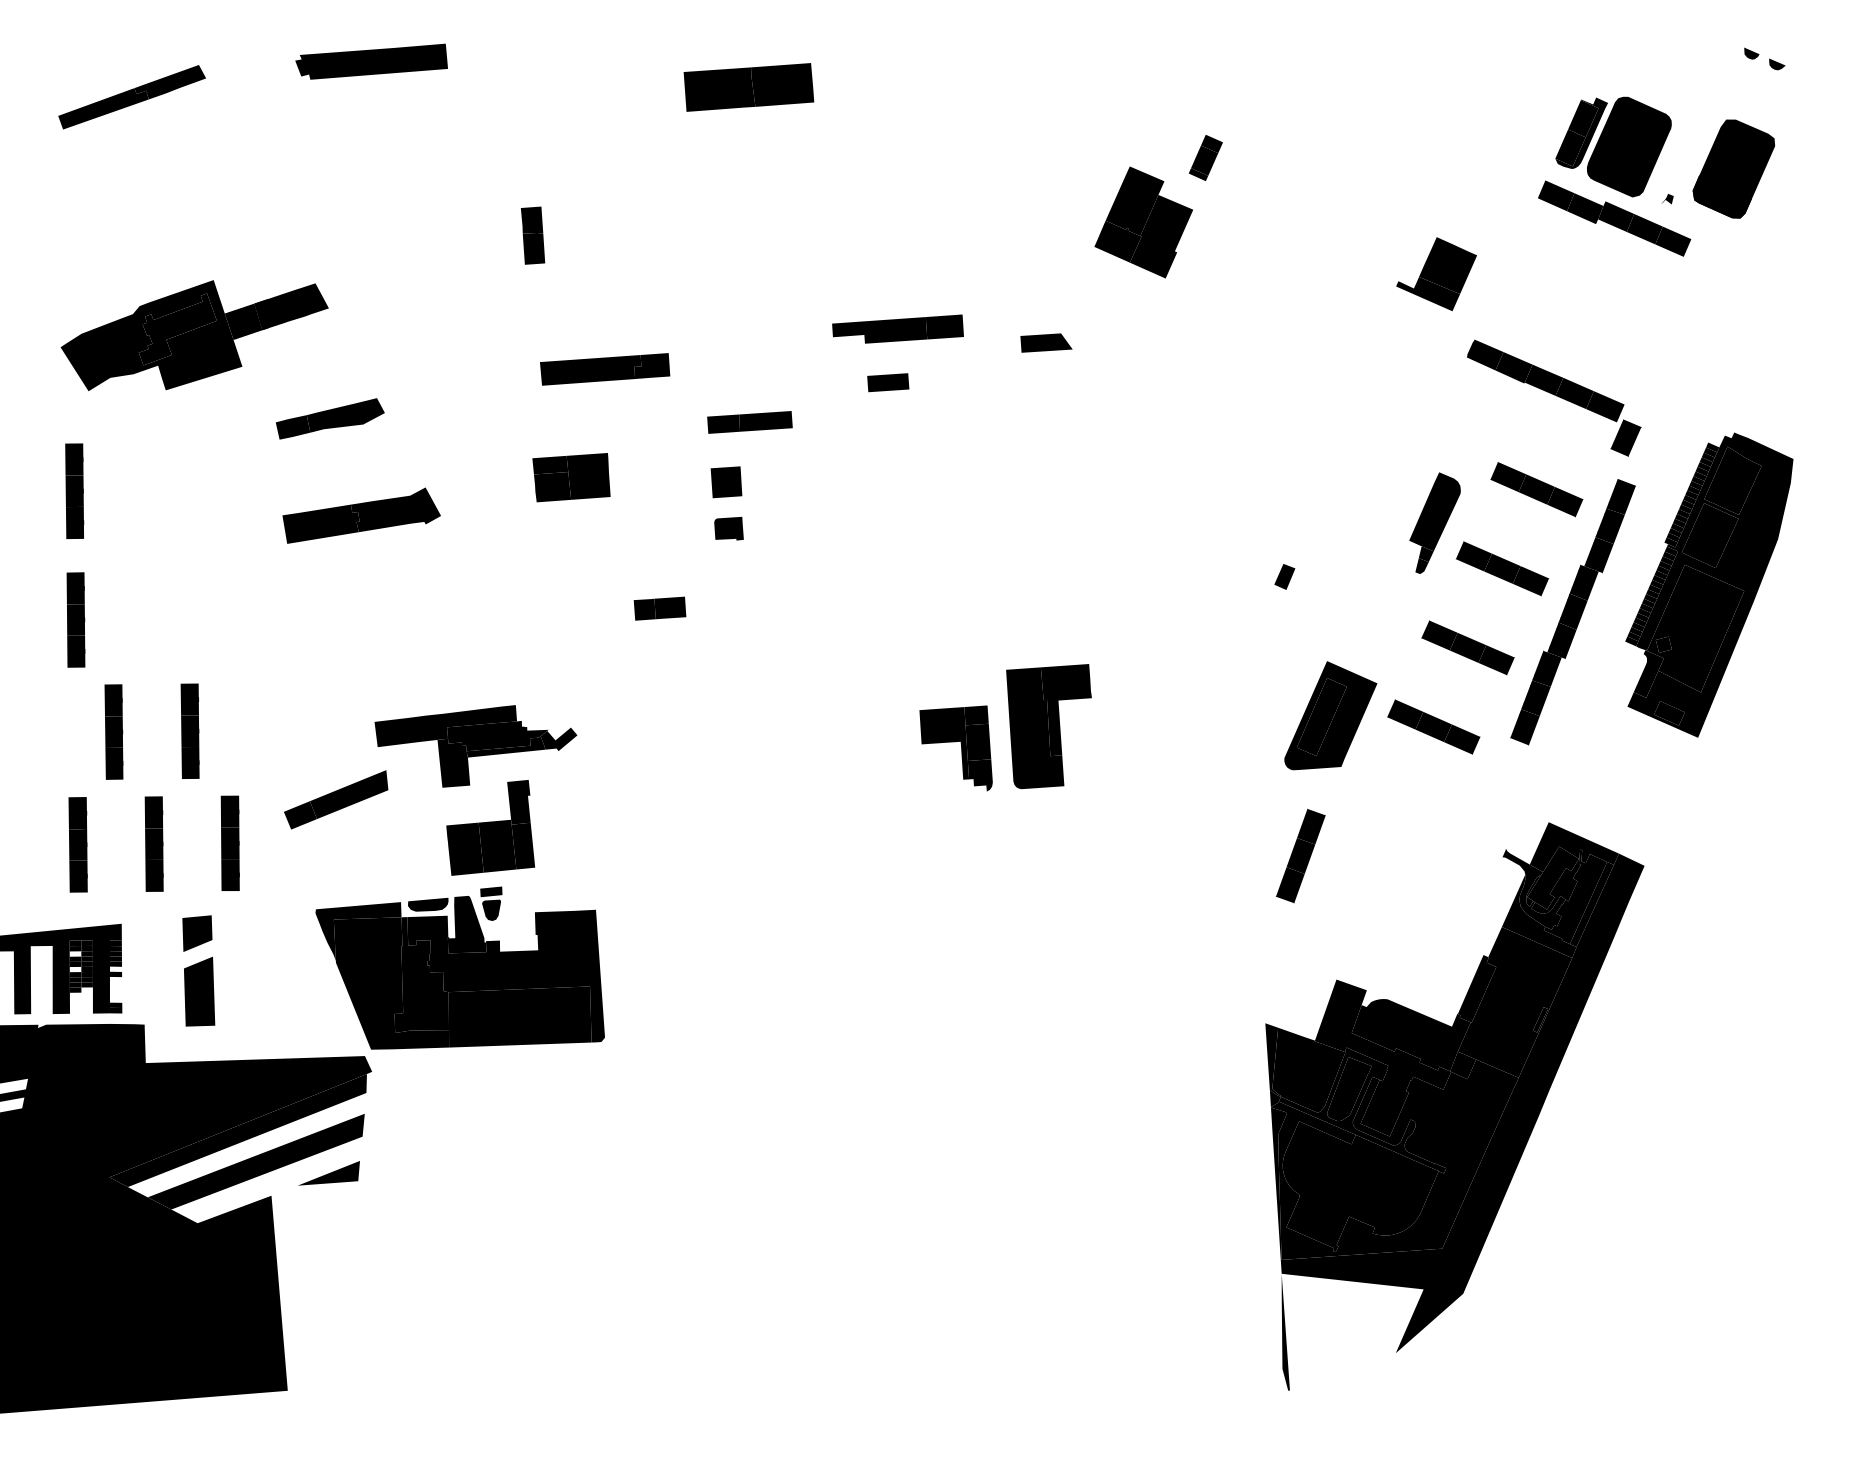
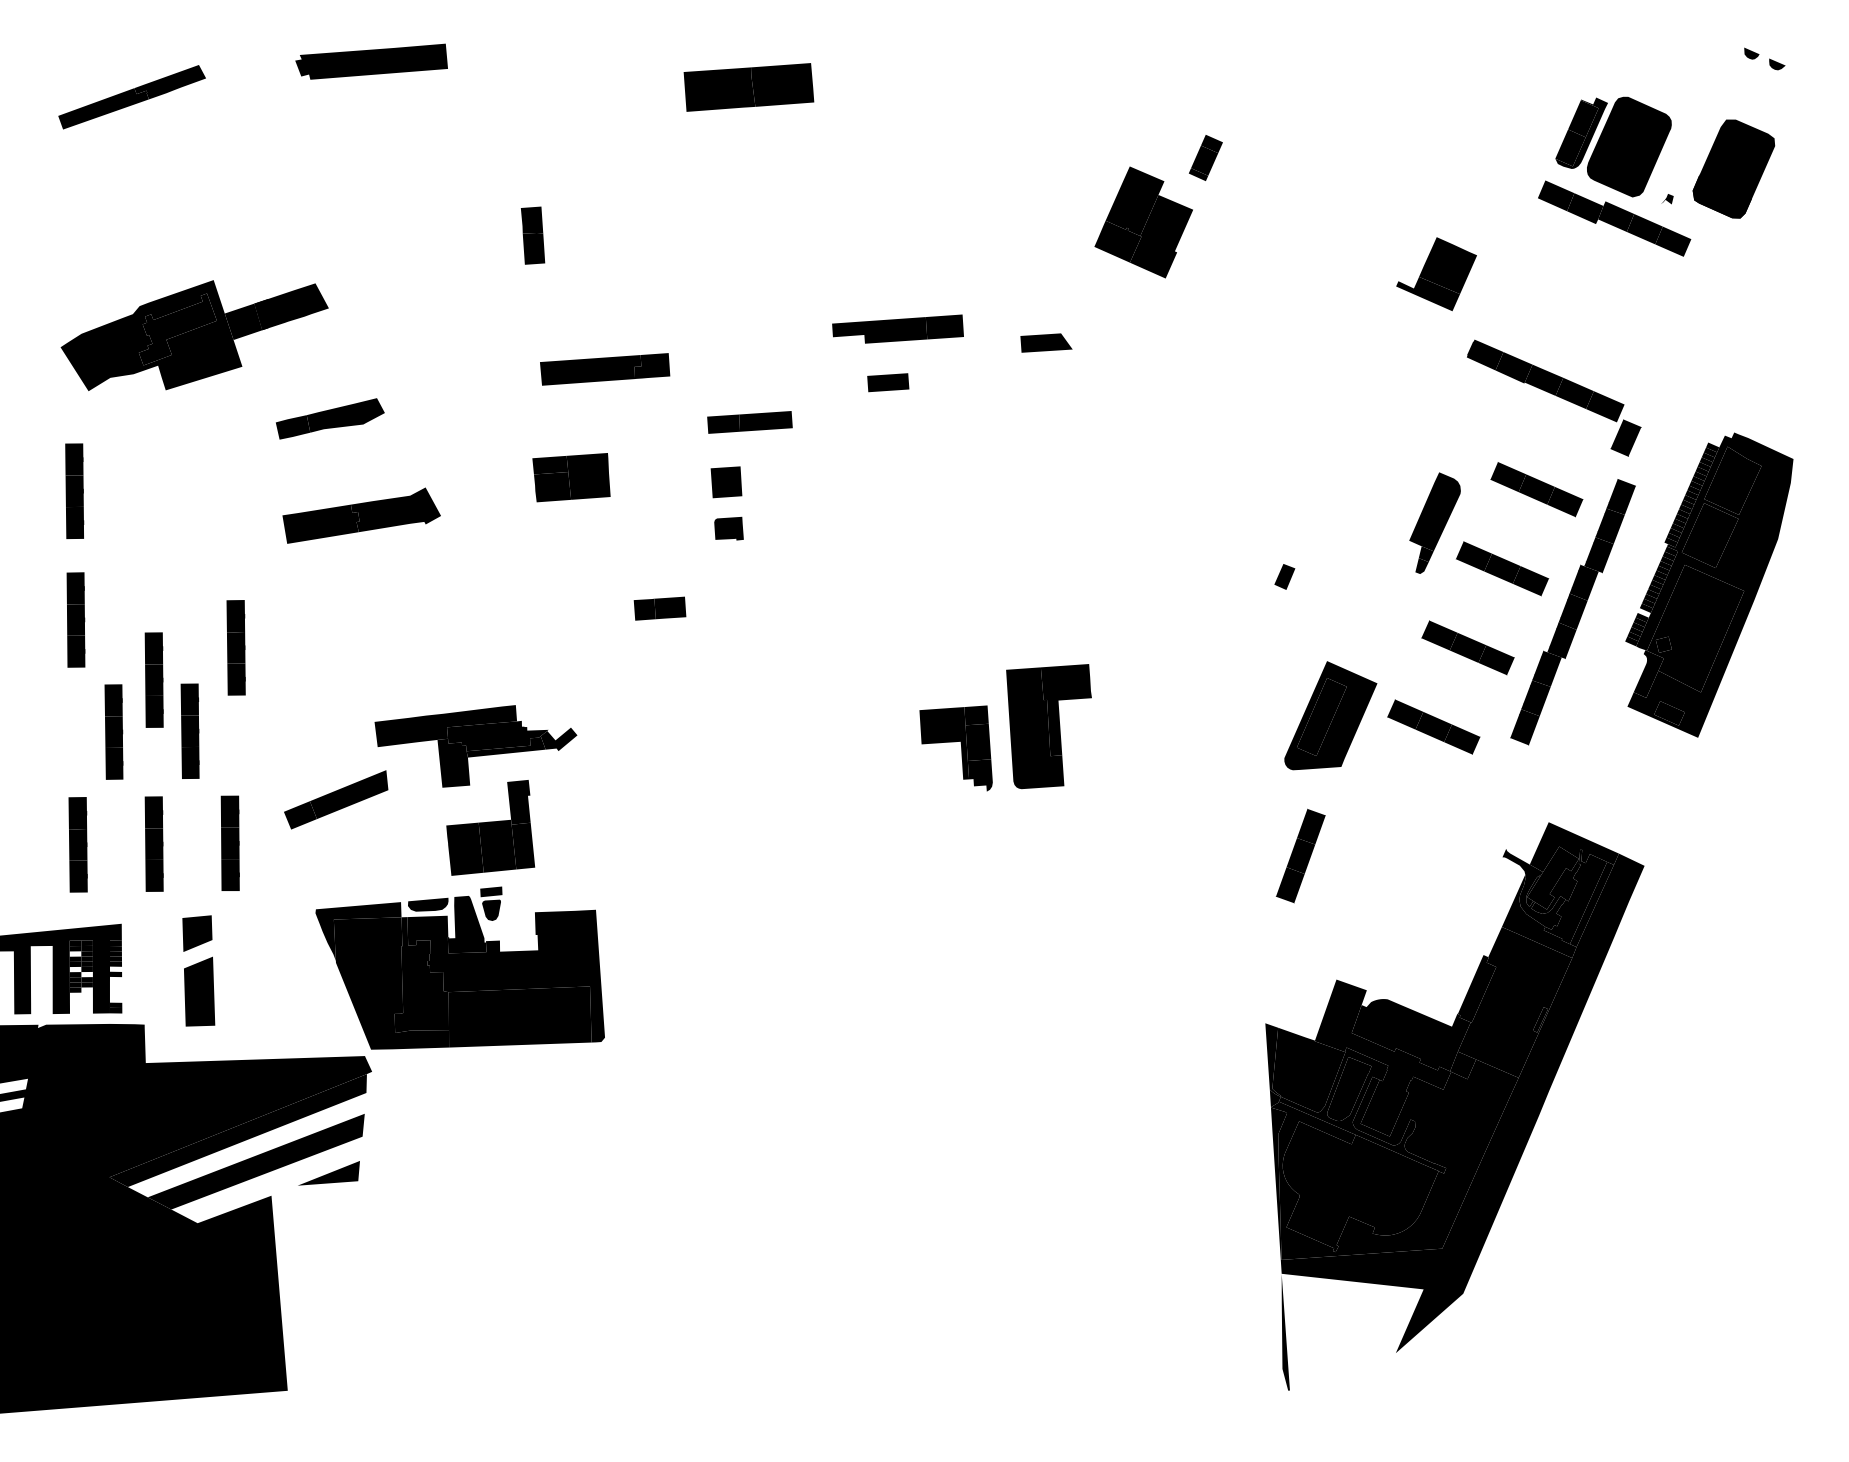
fill: present -> none (1643, 612)
part: none -> present (235, 647)
part: none -> present (153, 679)
fill: present -> none (86, 974)
